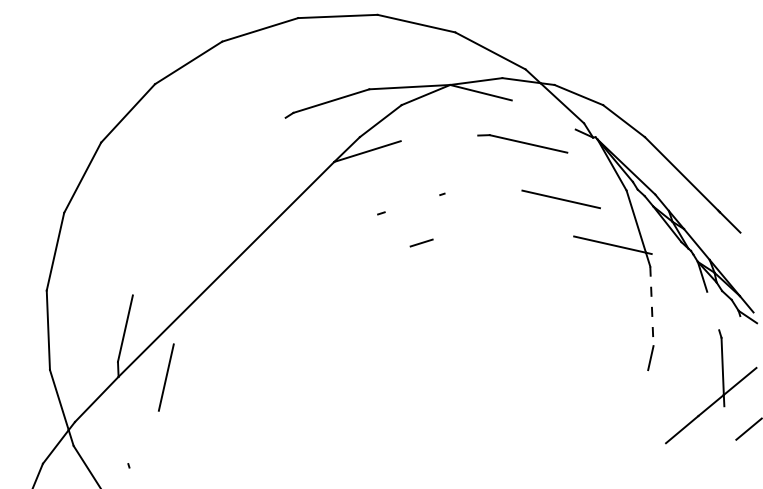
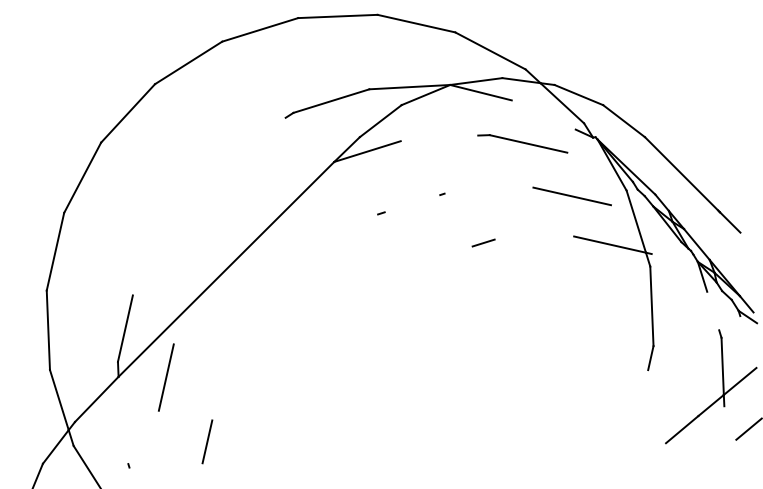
line position: (560, 199) -> (571, 196) (571, 196)
line position: (421, 242) -> (483, 242) (483, 242)
line: dashed -> solid (651, 306)
line: none -> present (207, 441)
